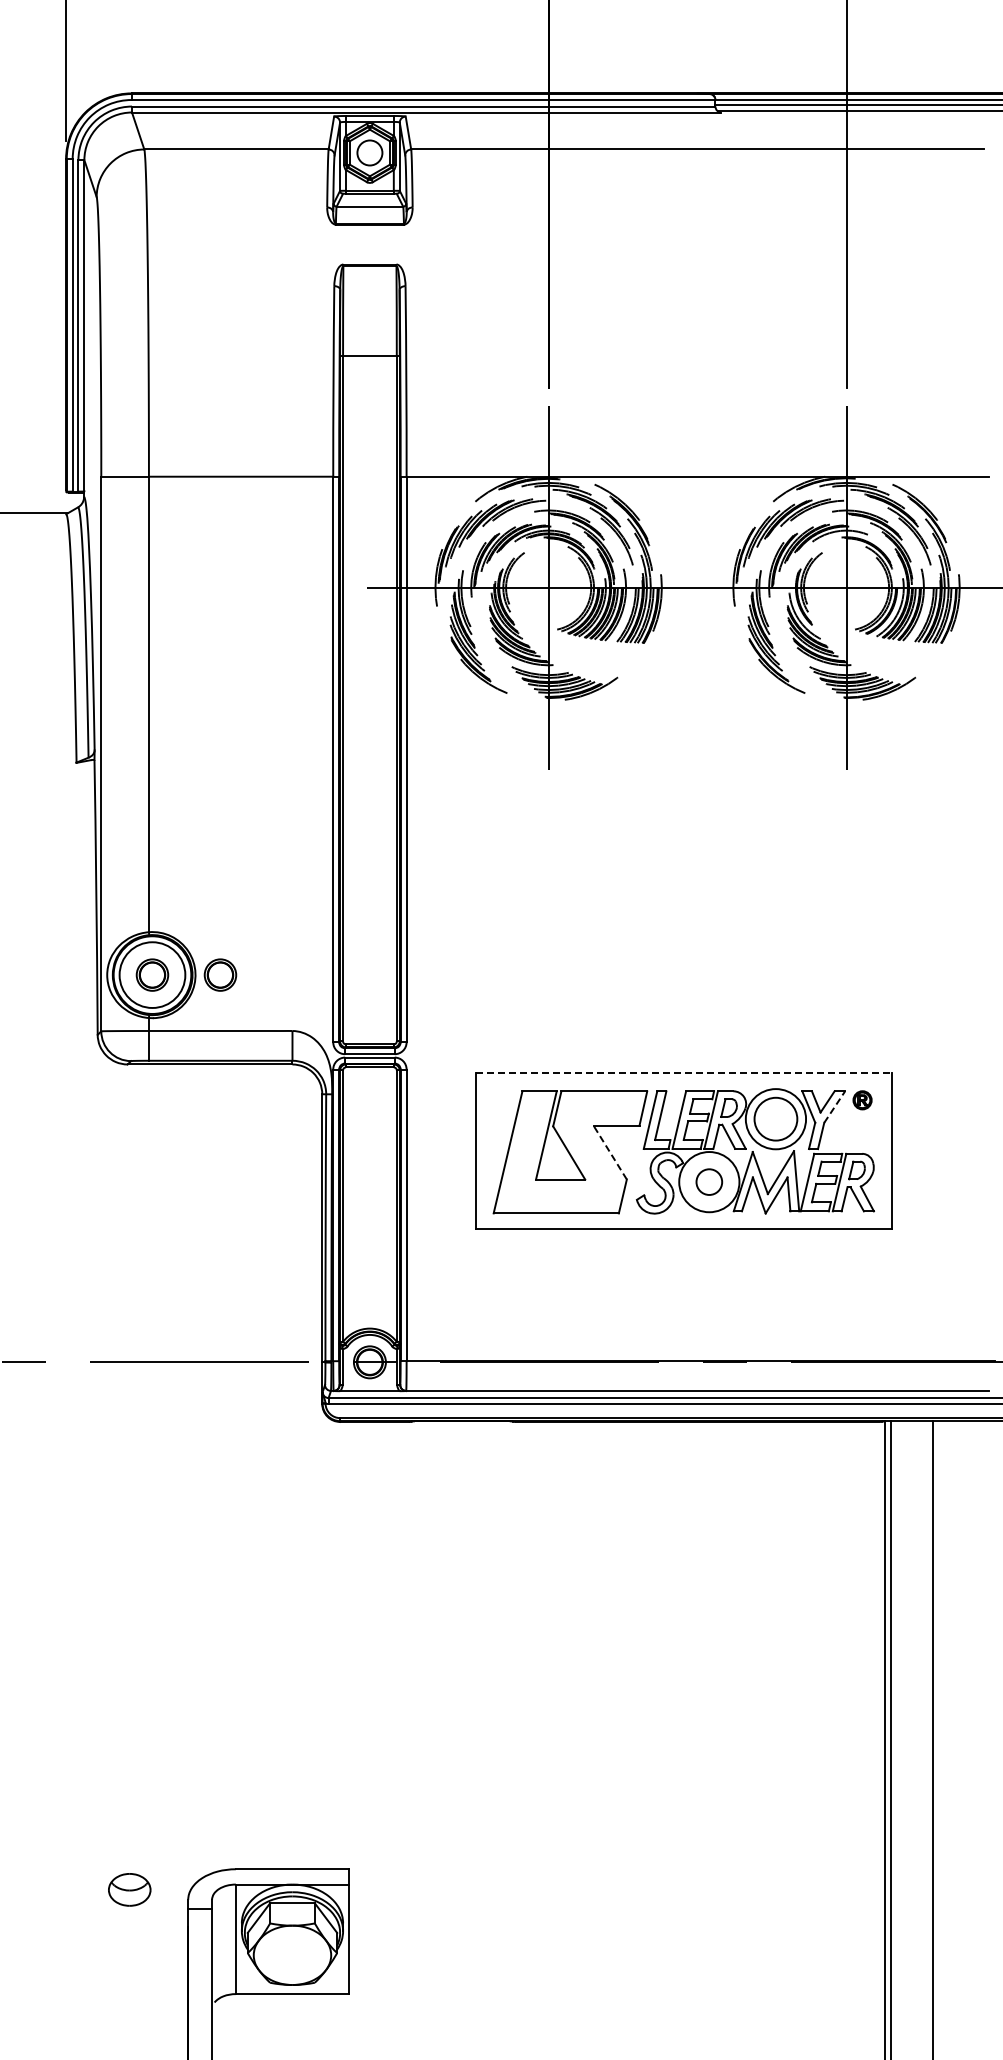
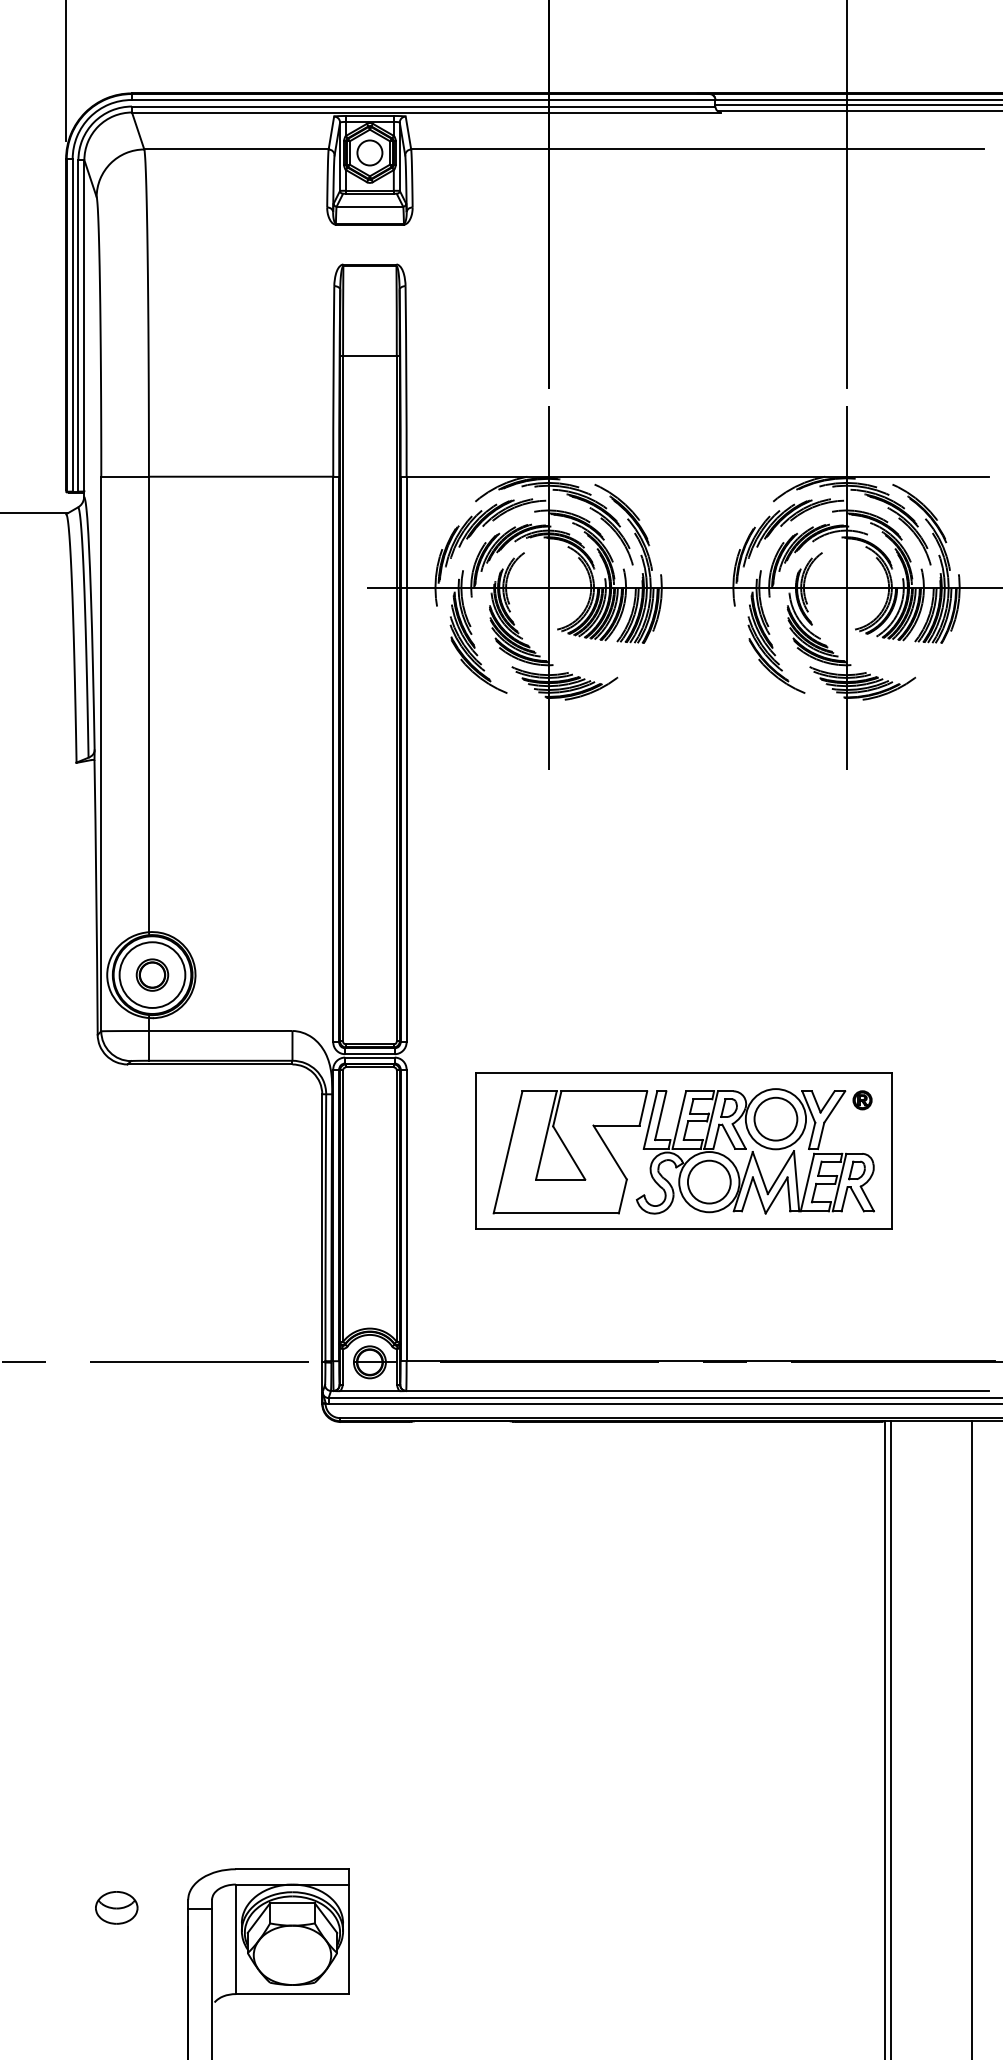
part: present -> none (220, 974)
line: dashed -> solid (684, 1073)
line: dashed -> solid (834, 1107)
line: dashed -> solid (610, 1152)
circle diameter: 26 px -> 43 px (708, 1181)
line position: (932, 1738) -> (971, 1738) (971, 1738)
part position: (129, 1889) -> (116, 1907) (116, 1907)
